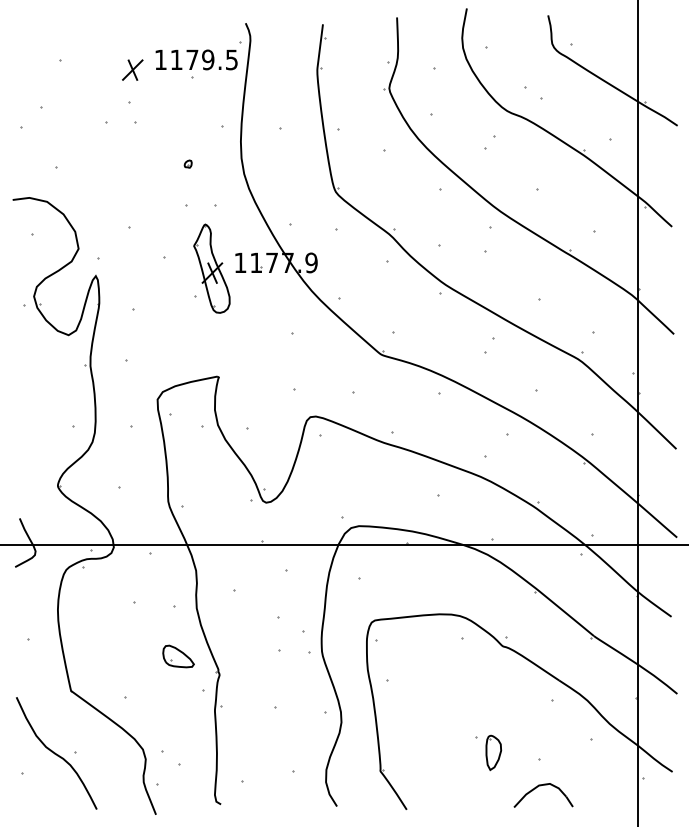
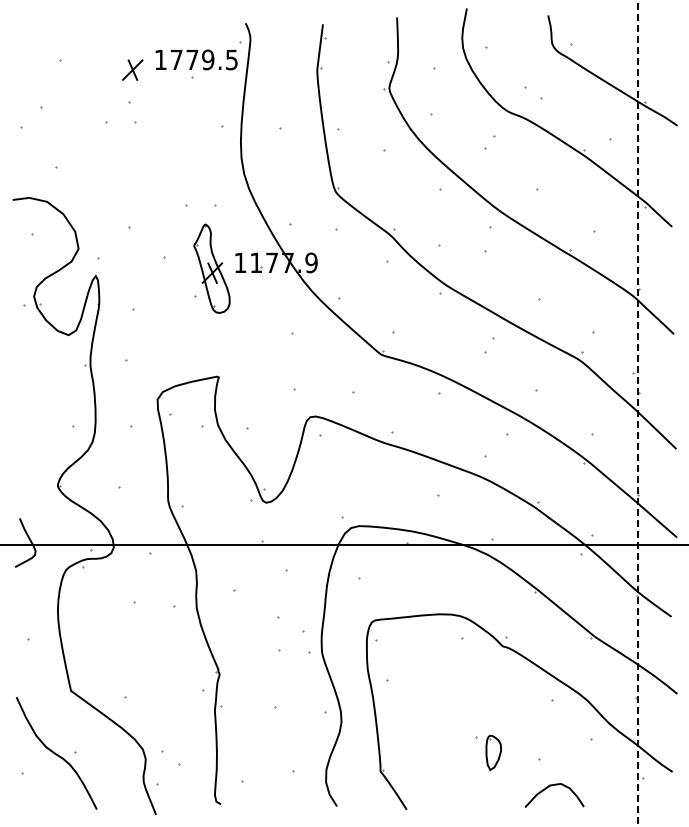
text: 1179.5 -> 1779.5 (176, 59)
part: present -> none (187, 163)
line: solid -> dashed (638, 412)
part: present -> none (178, 656)
part position: (538, 787) -> (549, 787) (549, 787)
